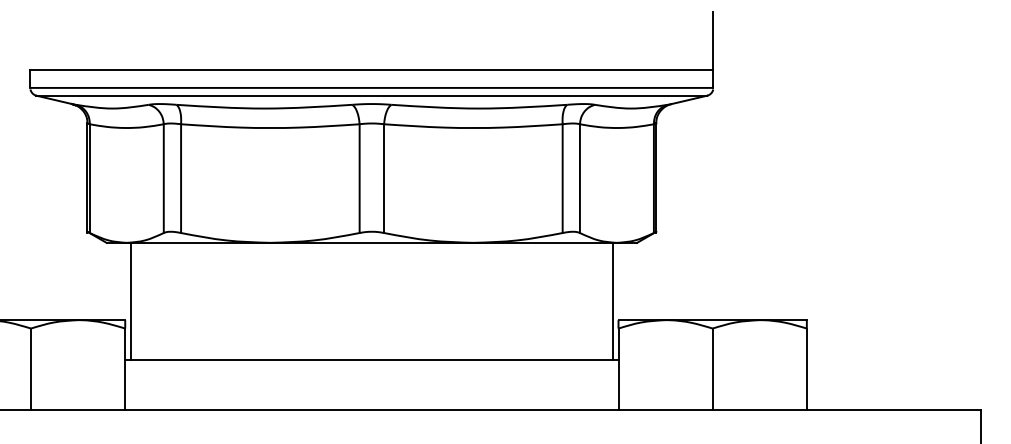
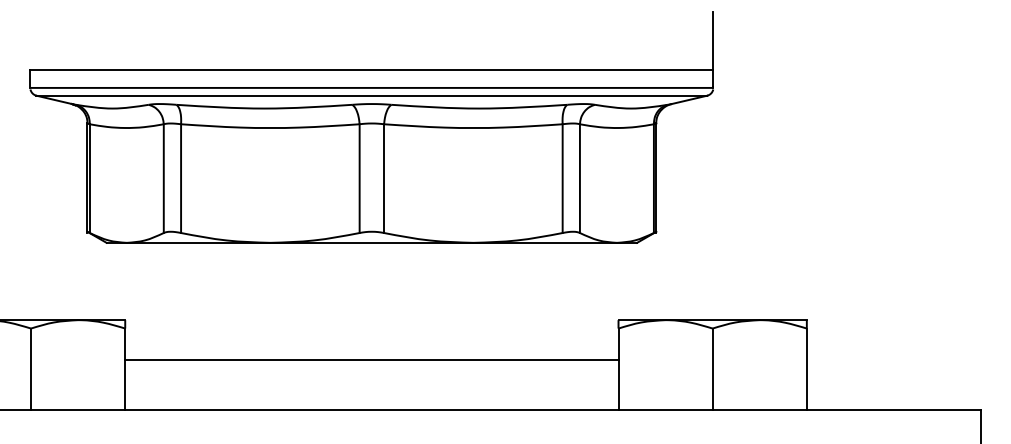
line: present -> none (130, 300)
line: present -> none (612, 300)
